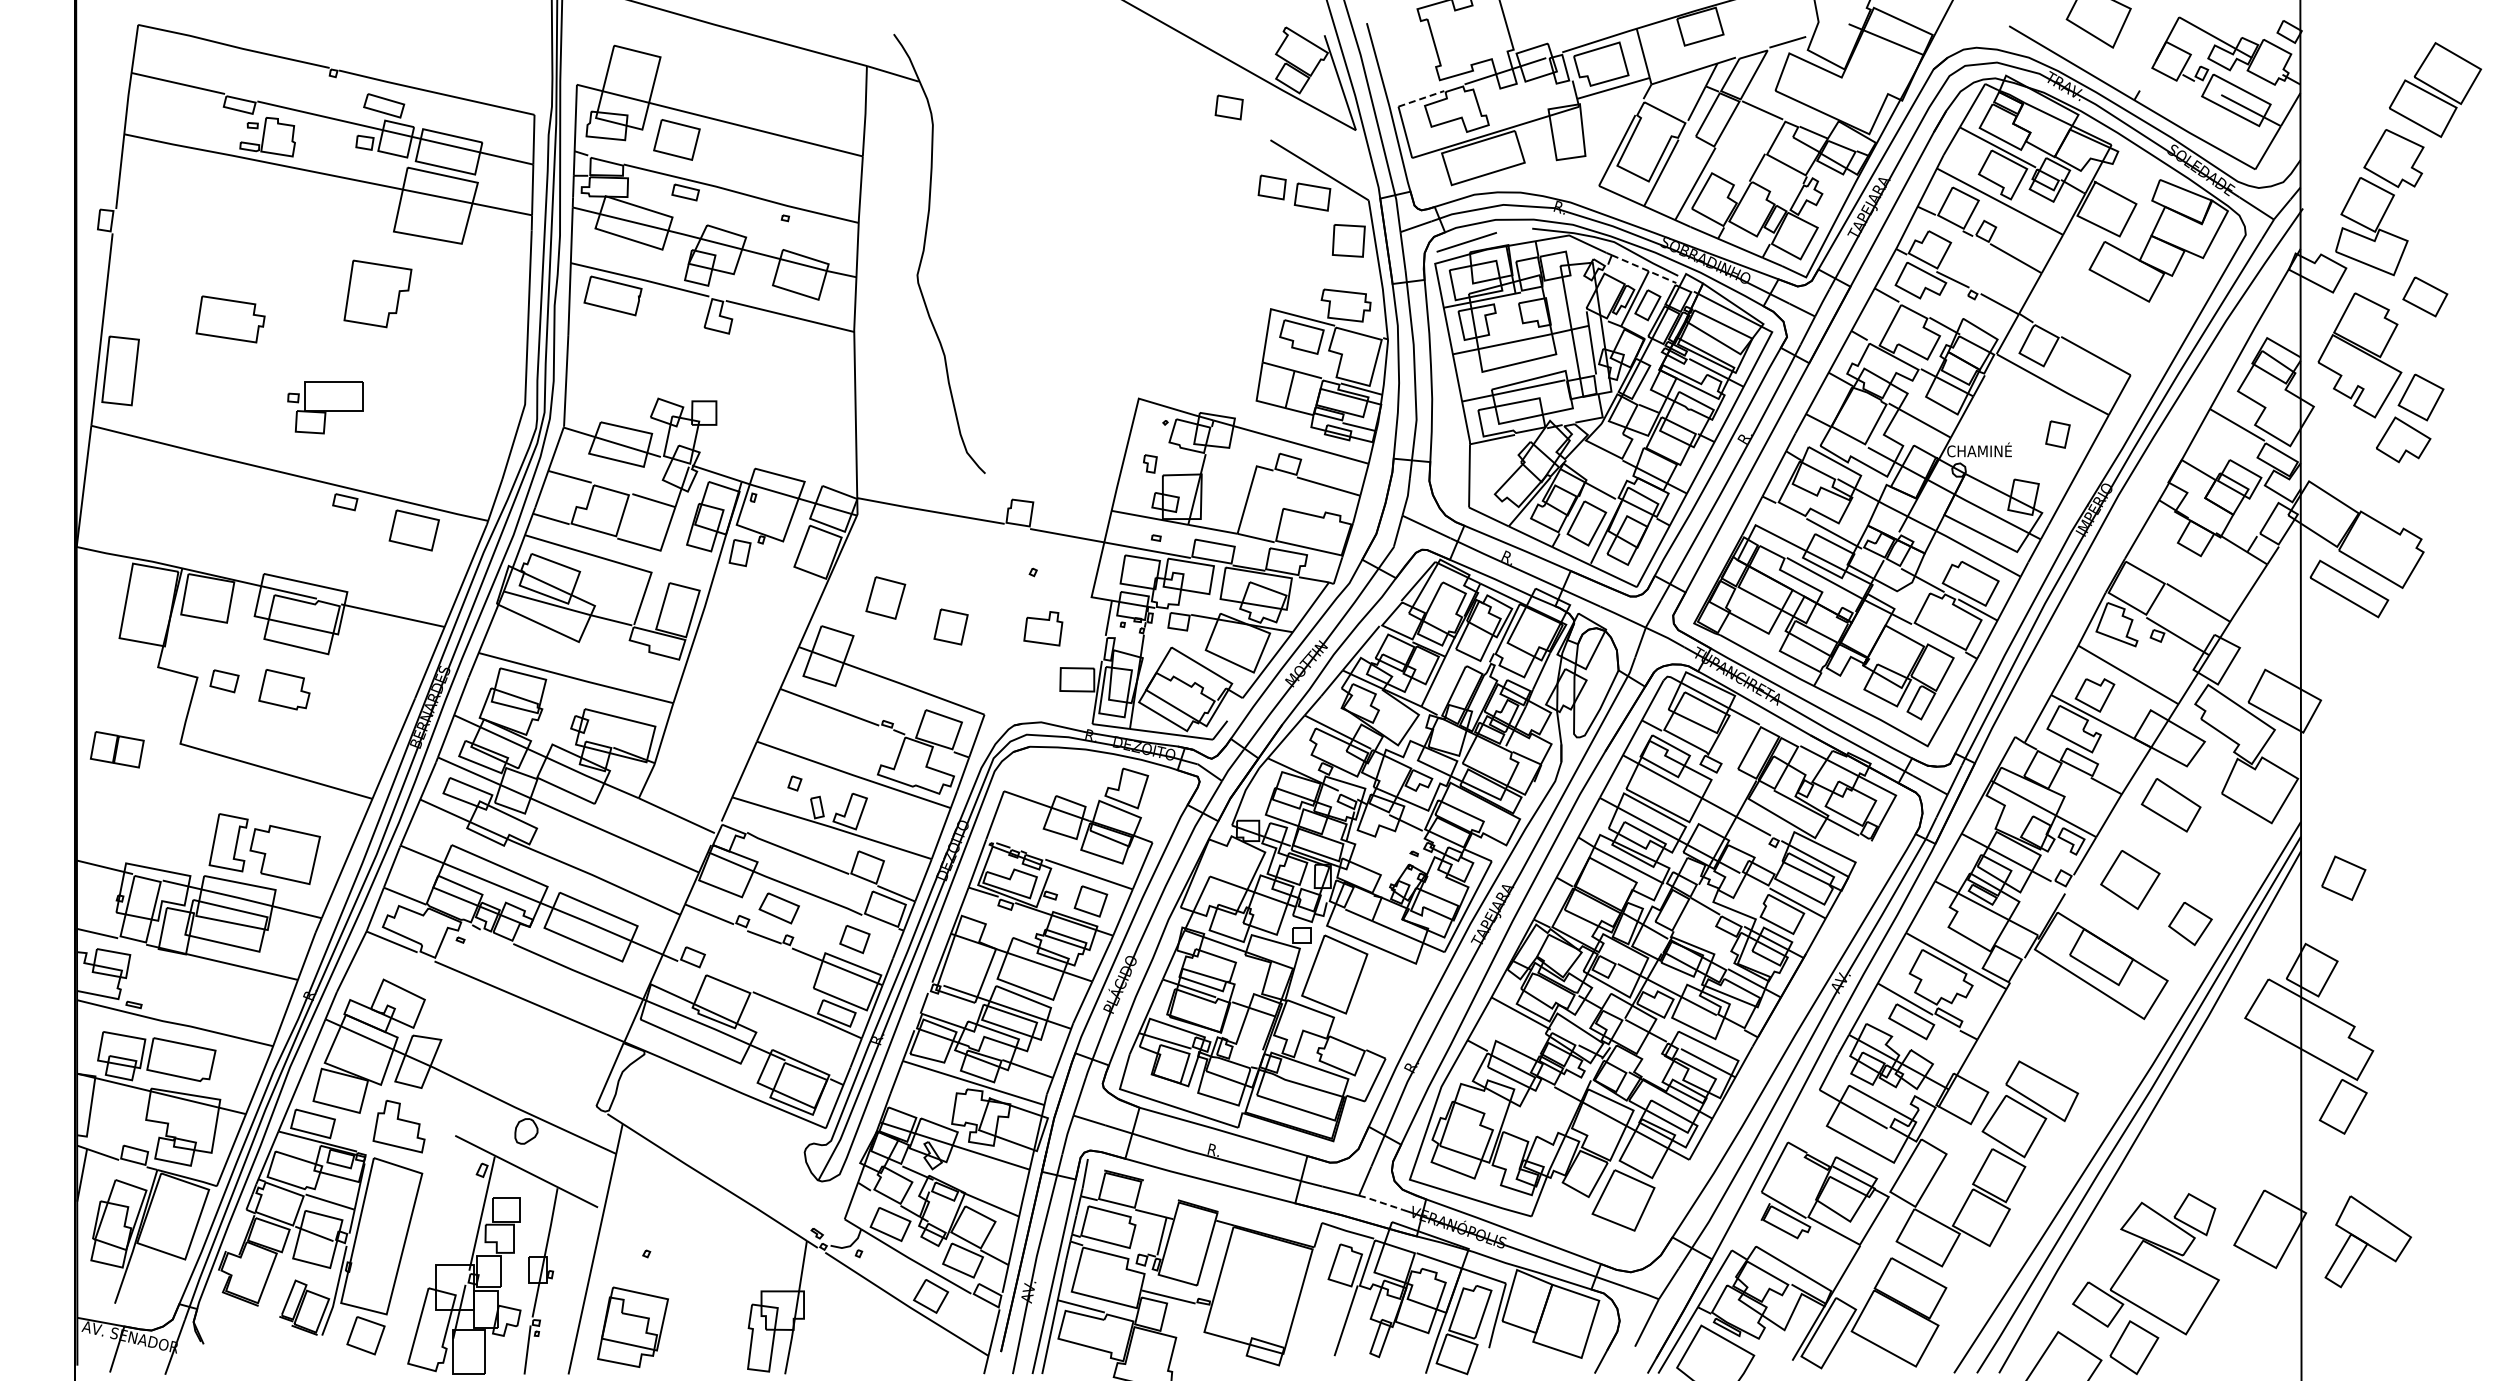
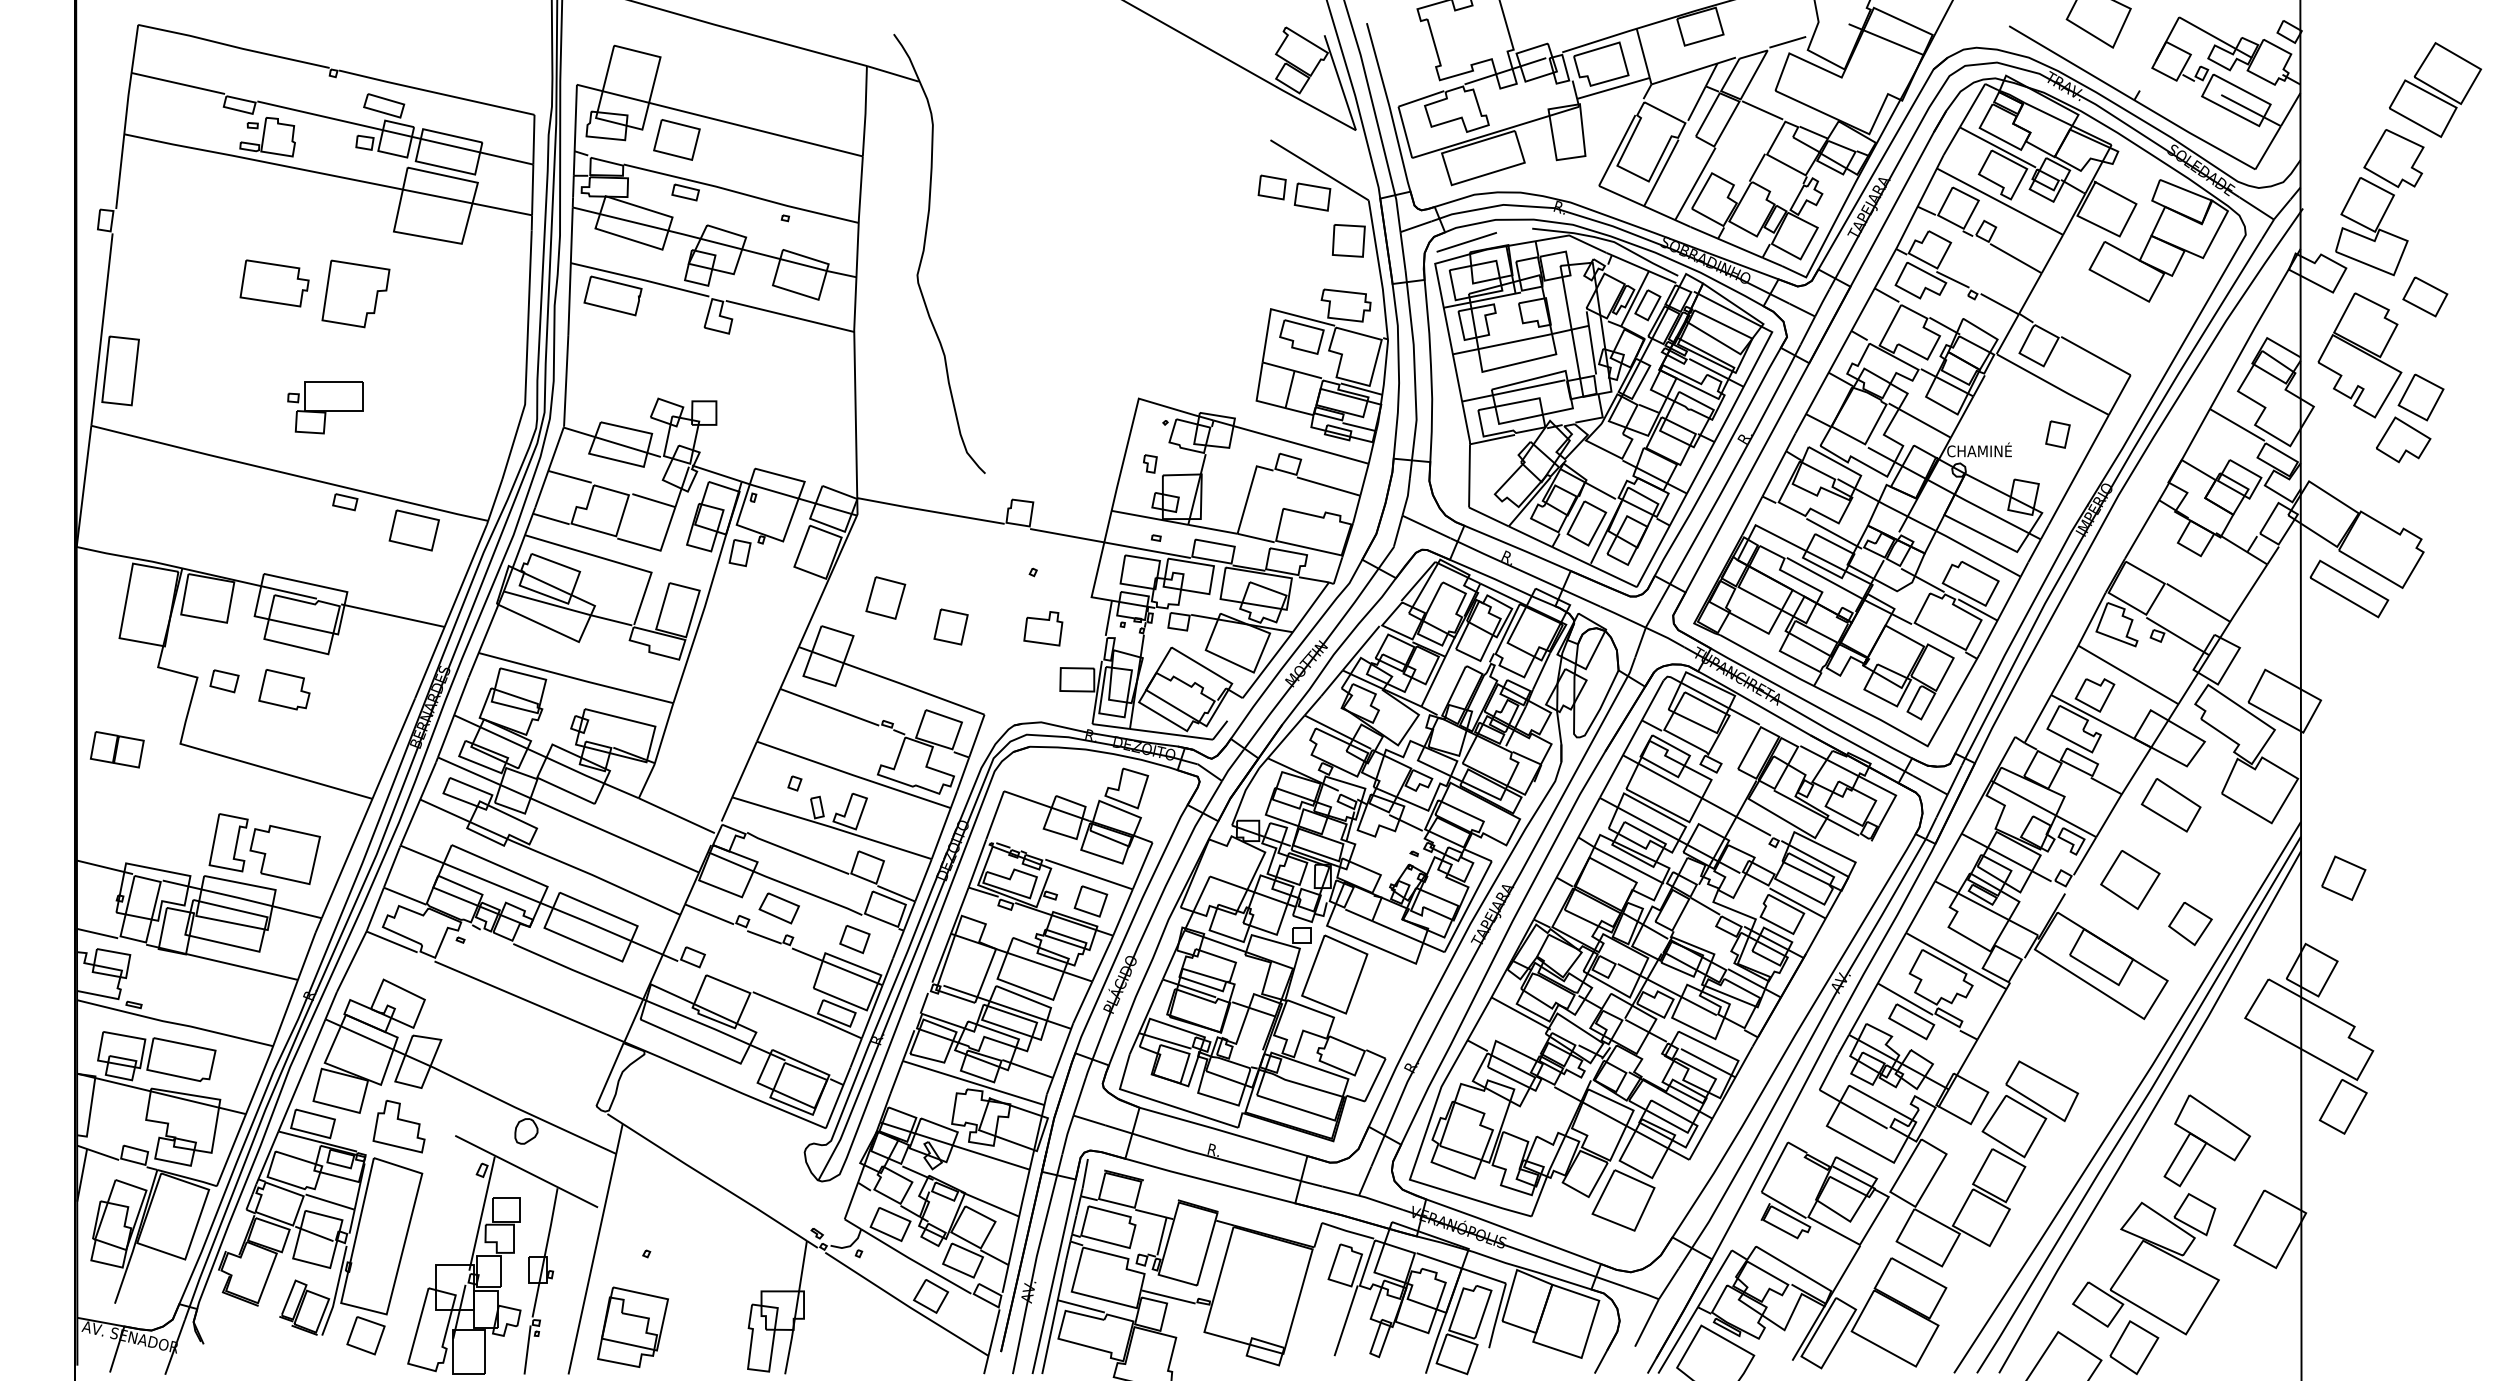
line: dashed -> solid (1421, 98)
part: present -> none (1228, 107)
line: dashed -> solid (1644, 269)
part position: (377, 293) -> (355, 293) (355, 293)
part position: (230, 319) -> (274, 283) (274, 283)
line: dashed -> solid (1380, 1202)
part position: (2367, 1241) -> (2206, 1140) (2206, 1140)
